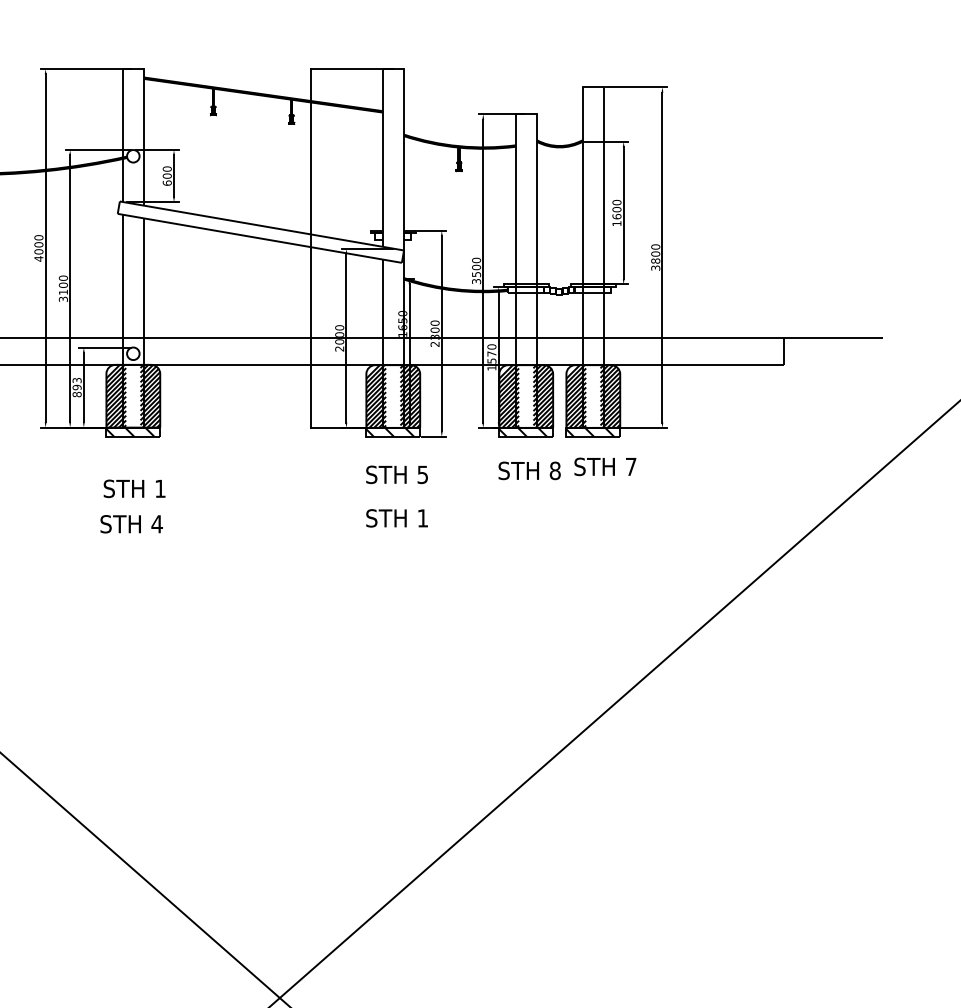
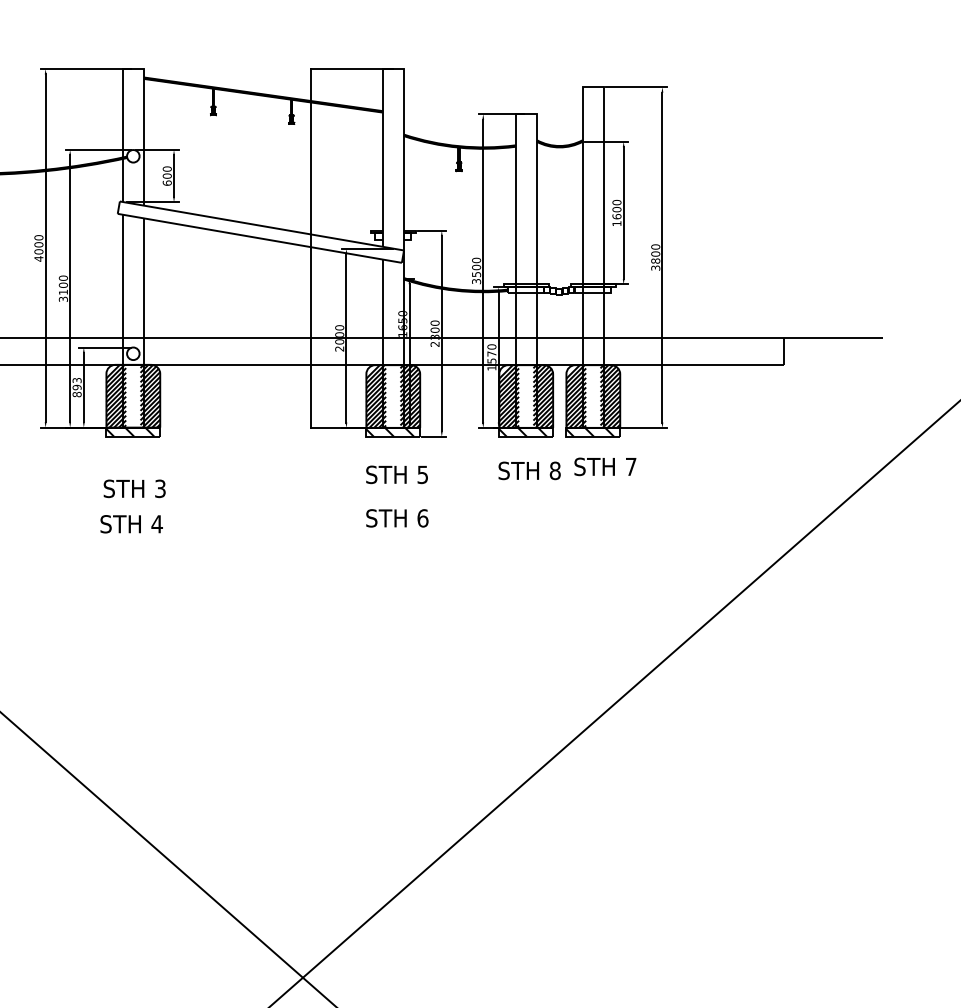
text: 1 -> 3 (160, 488)
text: 1 -> 6 (422, 518)
line position: (144, 879) -> (167, 859) (167, 859)
